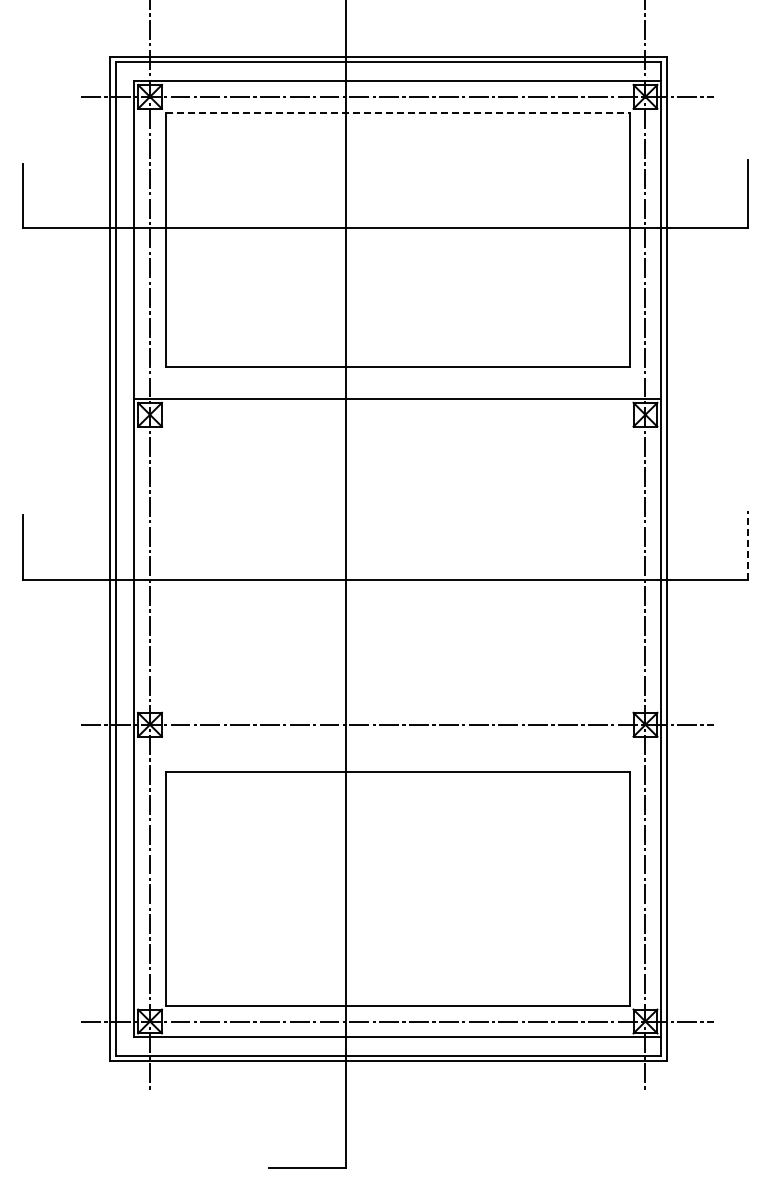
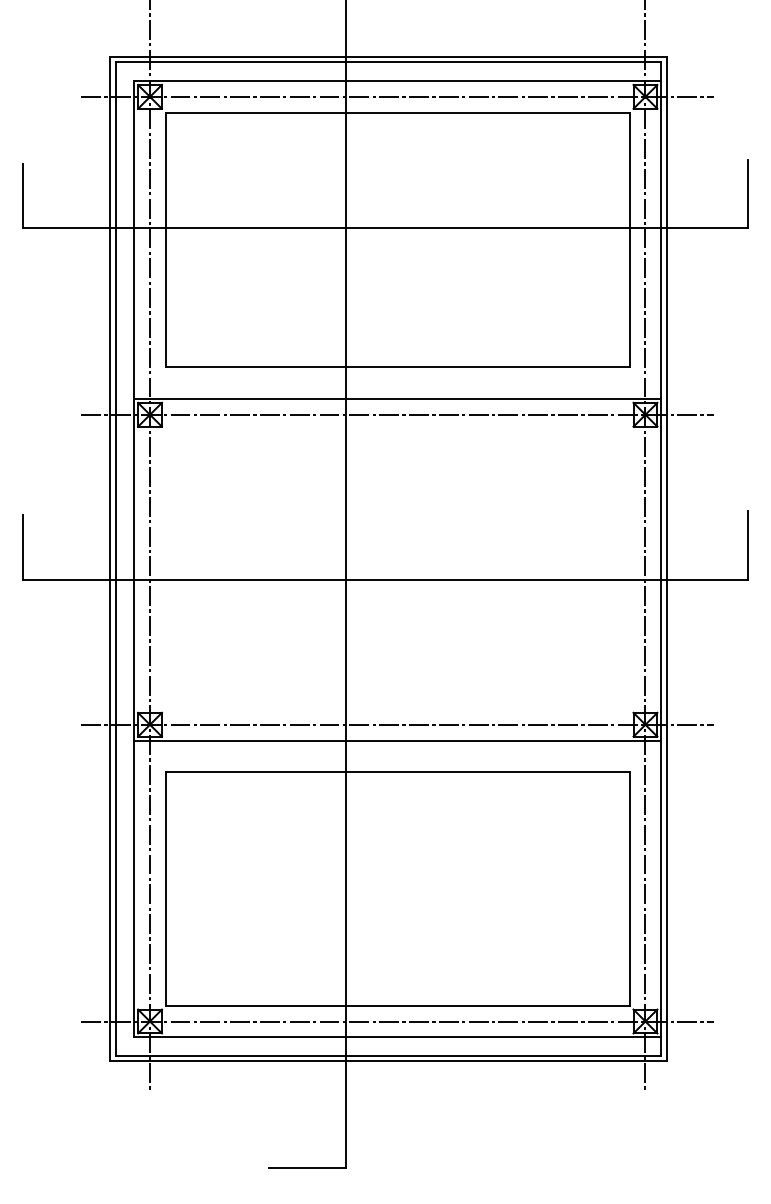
line: dashed -> solid (397, 112)
line: none -> present (397, 414)
line: dashed -> solid (747, 545)
line: none -> present (397, 740)
